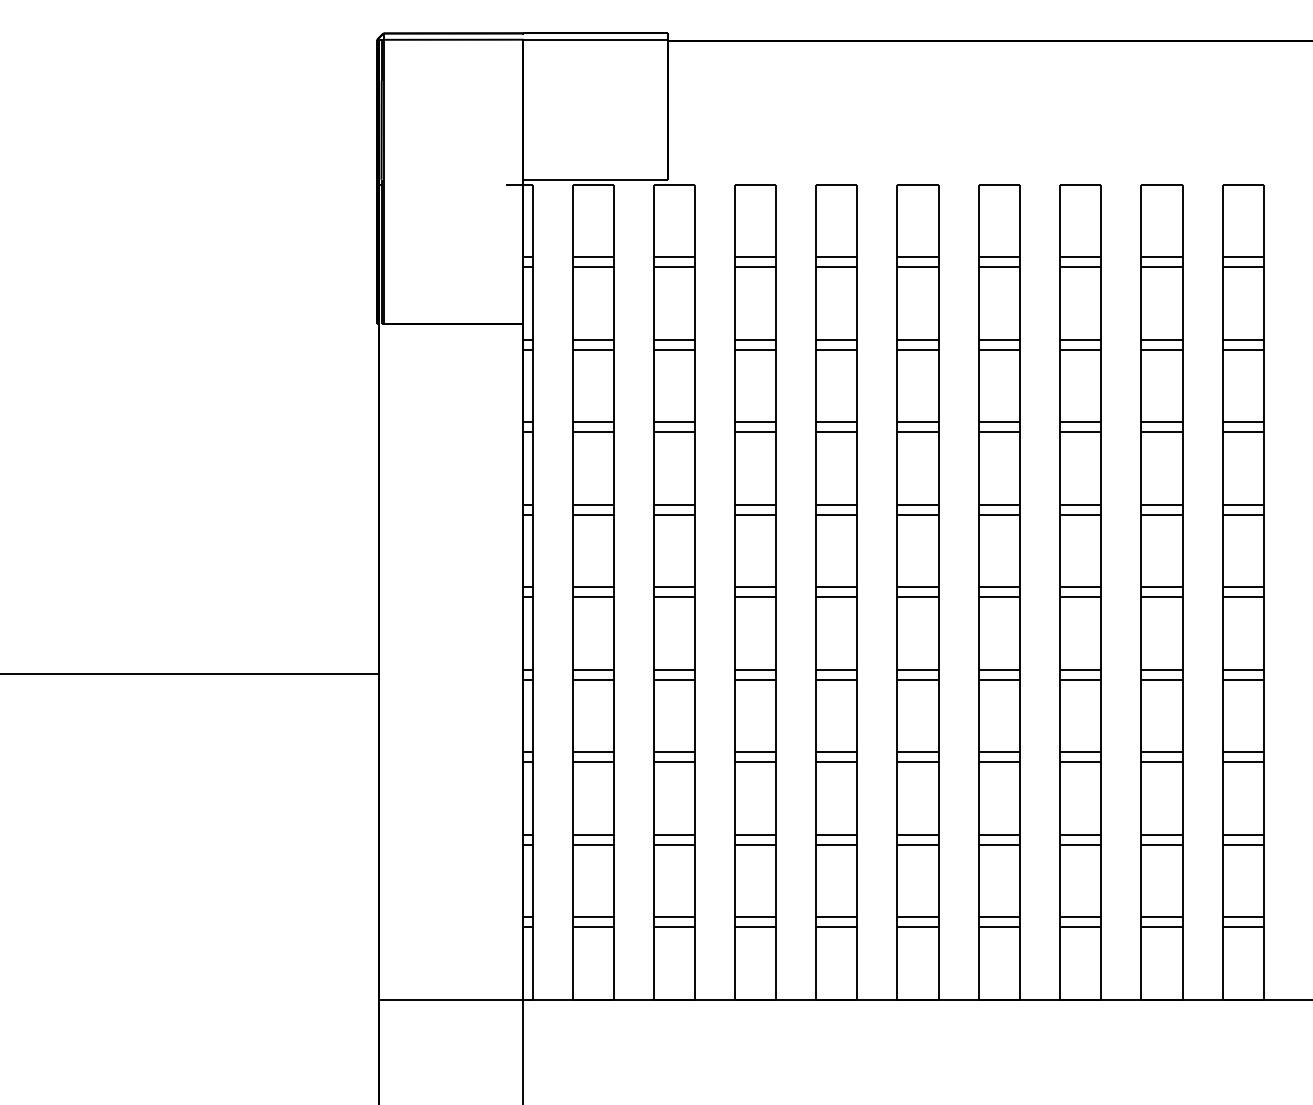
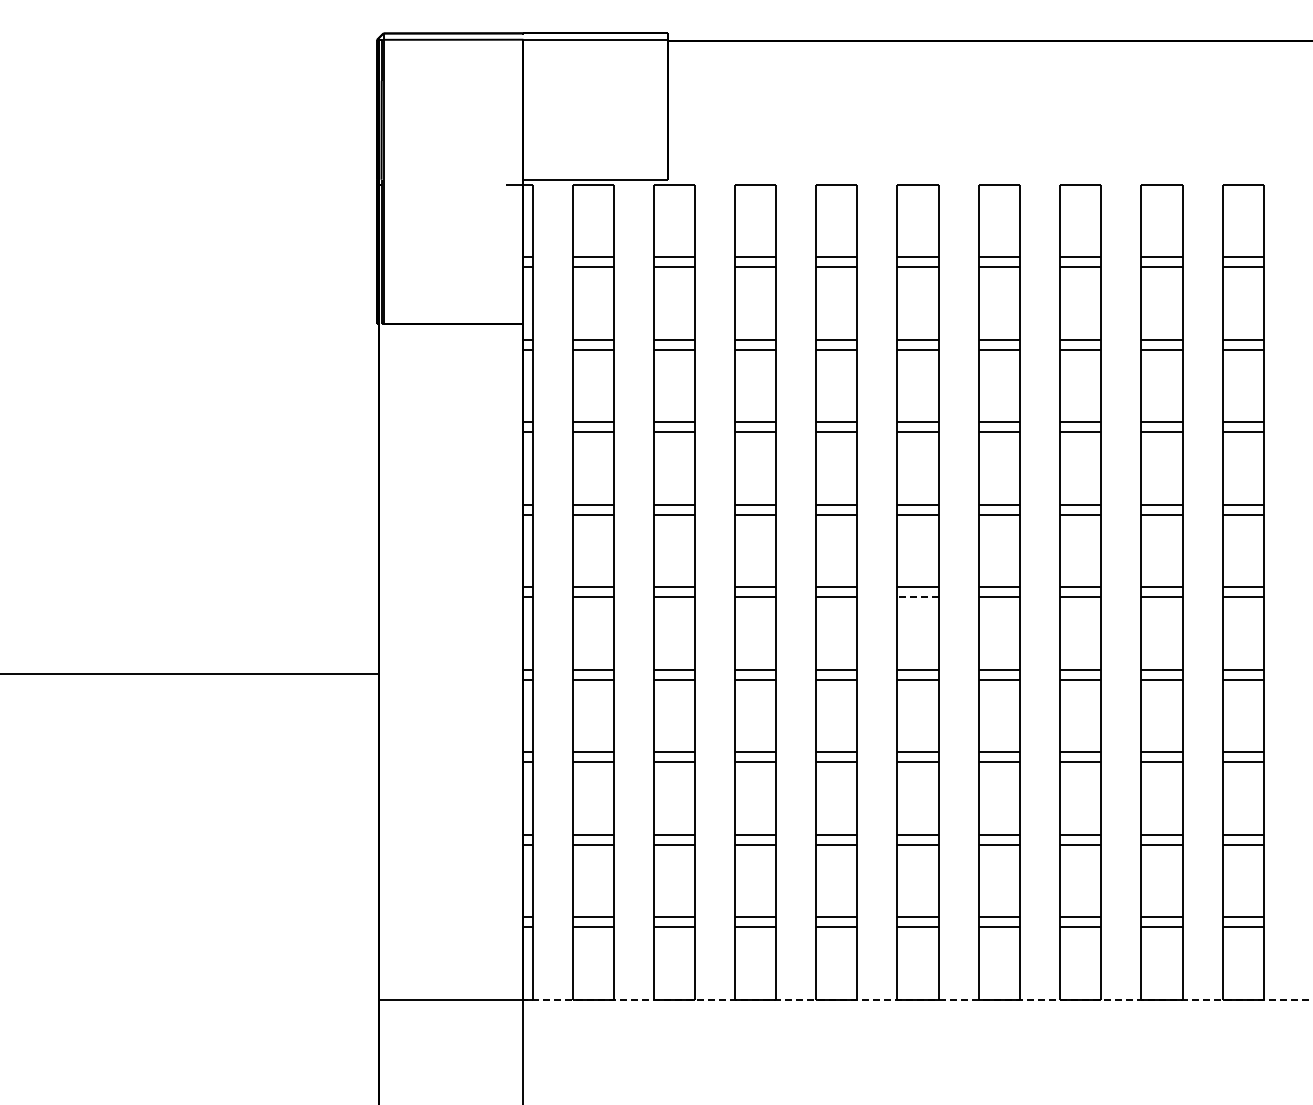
line: solid -> dashed (918, 597)
line: solid -> dashed (917, 999)
